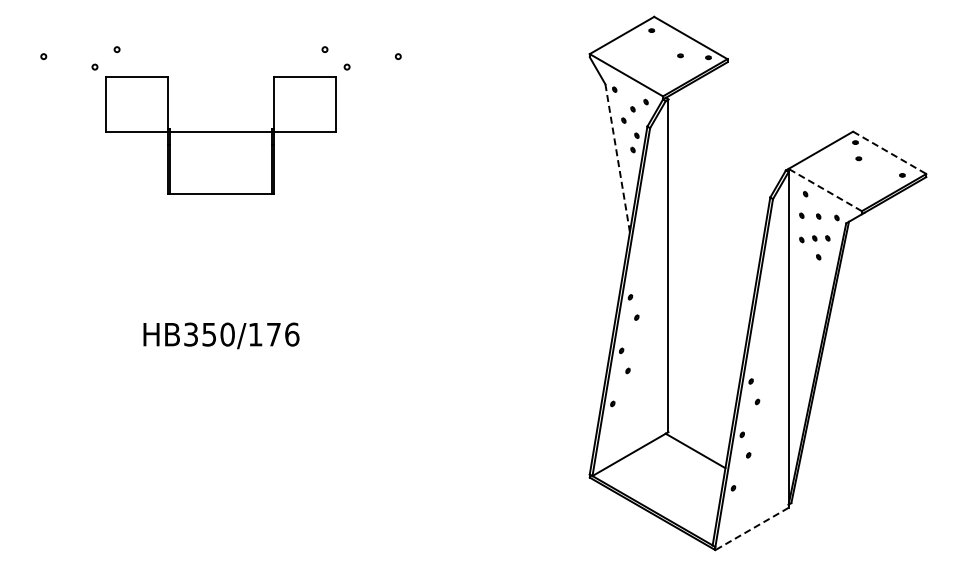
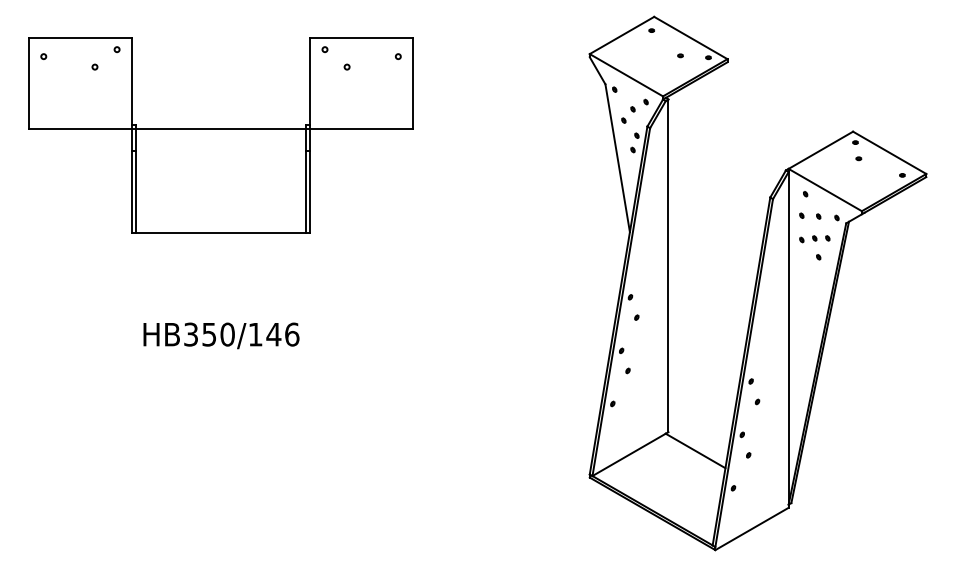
part size: 232x119 px -> 386x197 px (220, 135)
line: dashed -> solid (890, 153)
line: dashed -> solid (617, 158)
line: dashed -> solid (824, 189)
text: HB350/176 -> HB350/146 (273, 334)
line: dashed -> solid (751, 529)
